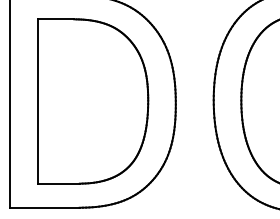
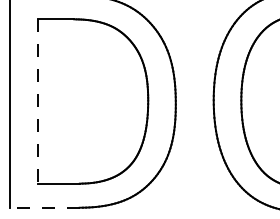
line: solid -> dashed (37, 101)
line: solid -> dashed (45, 207)
